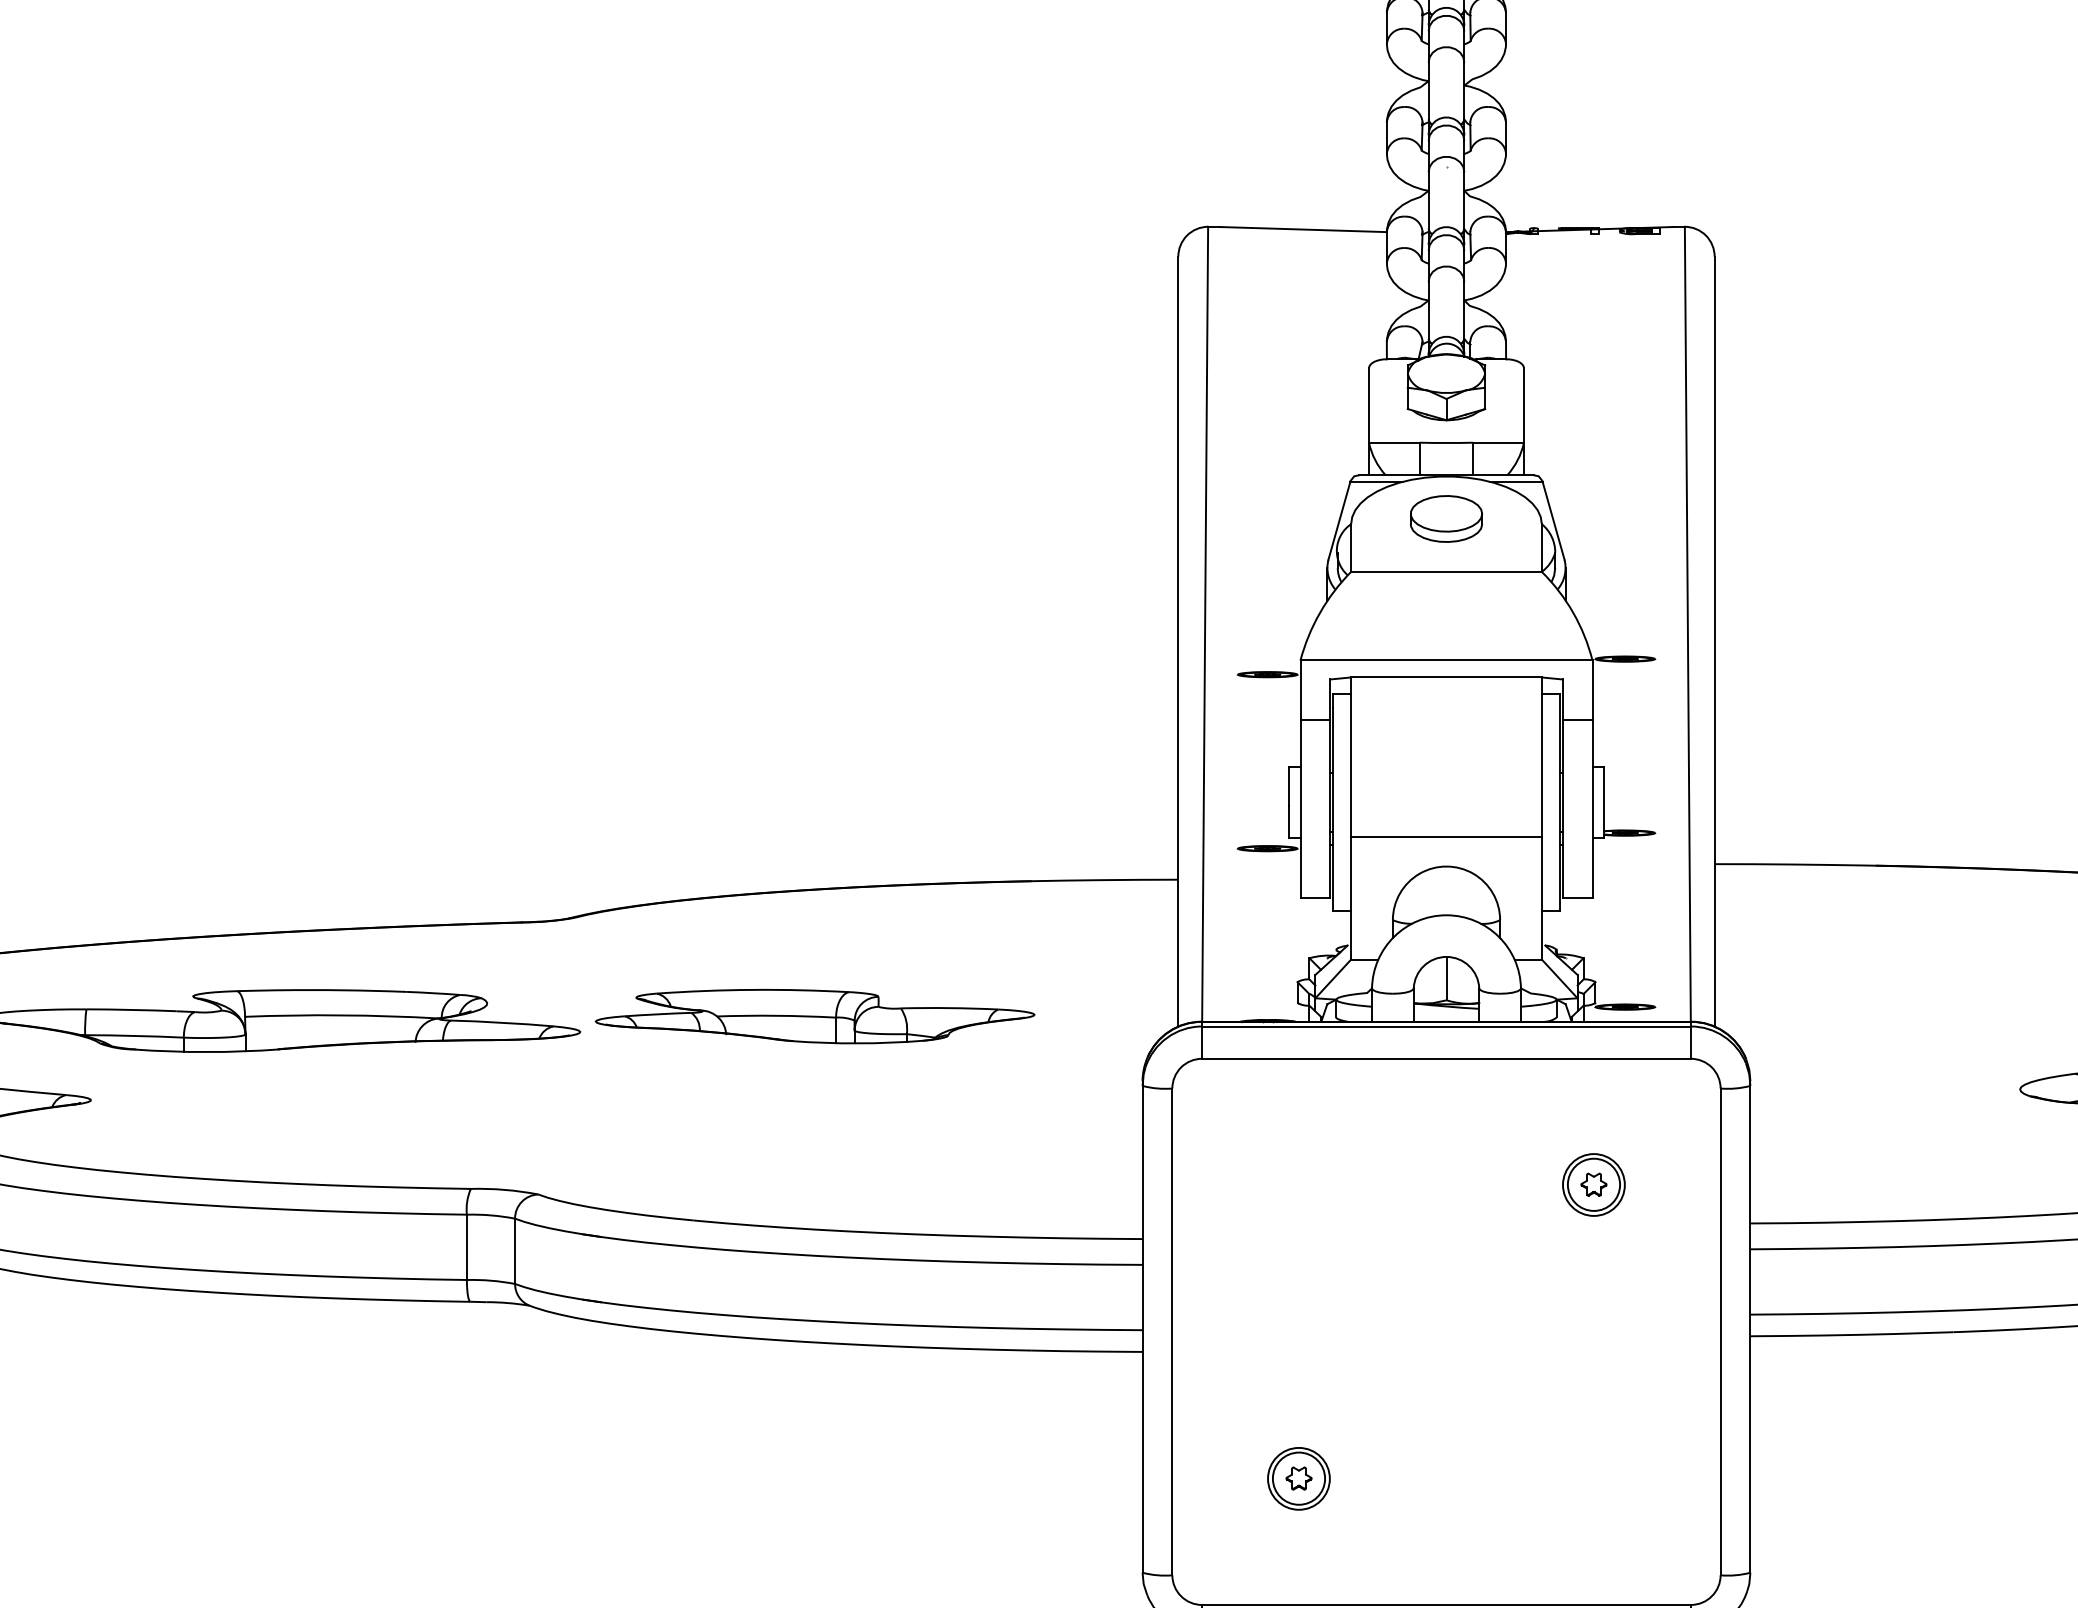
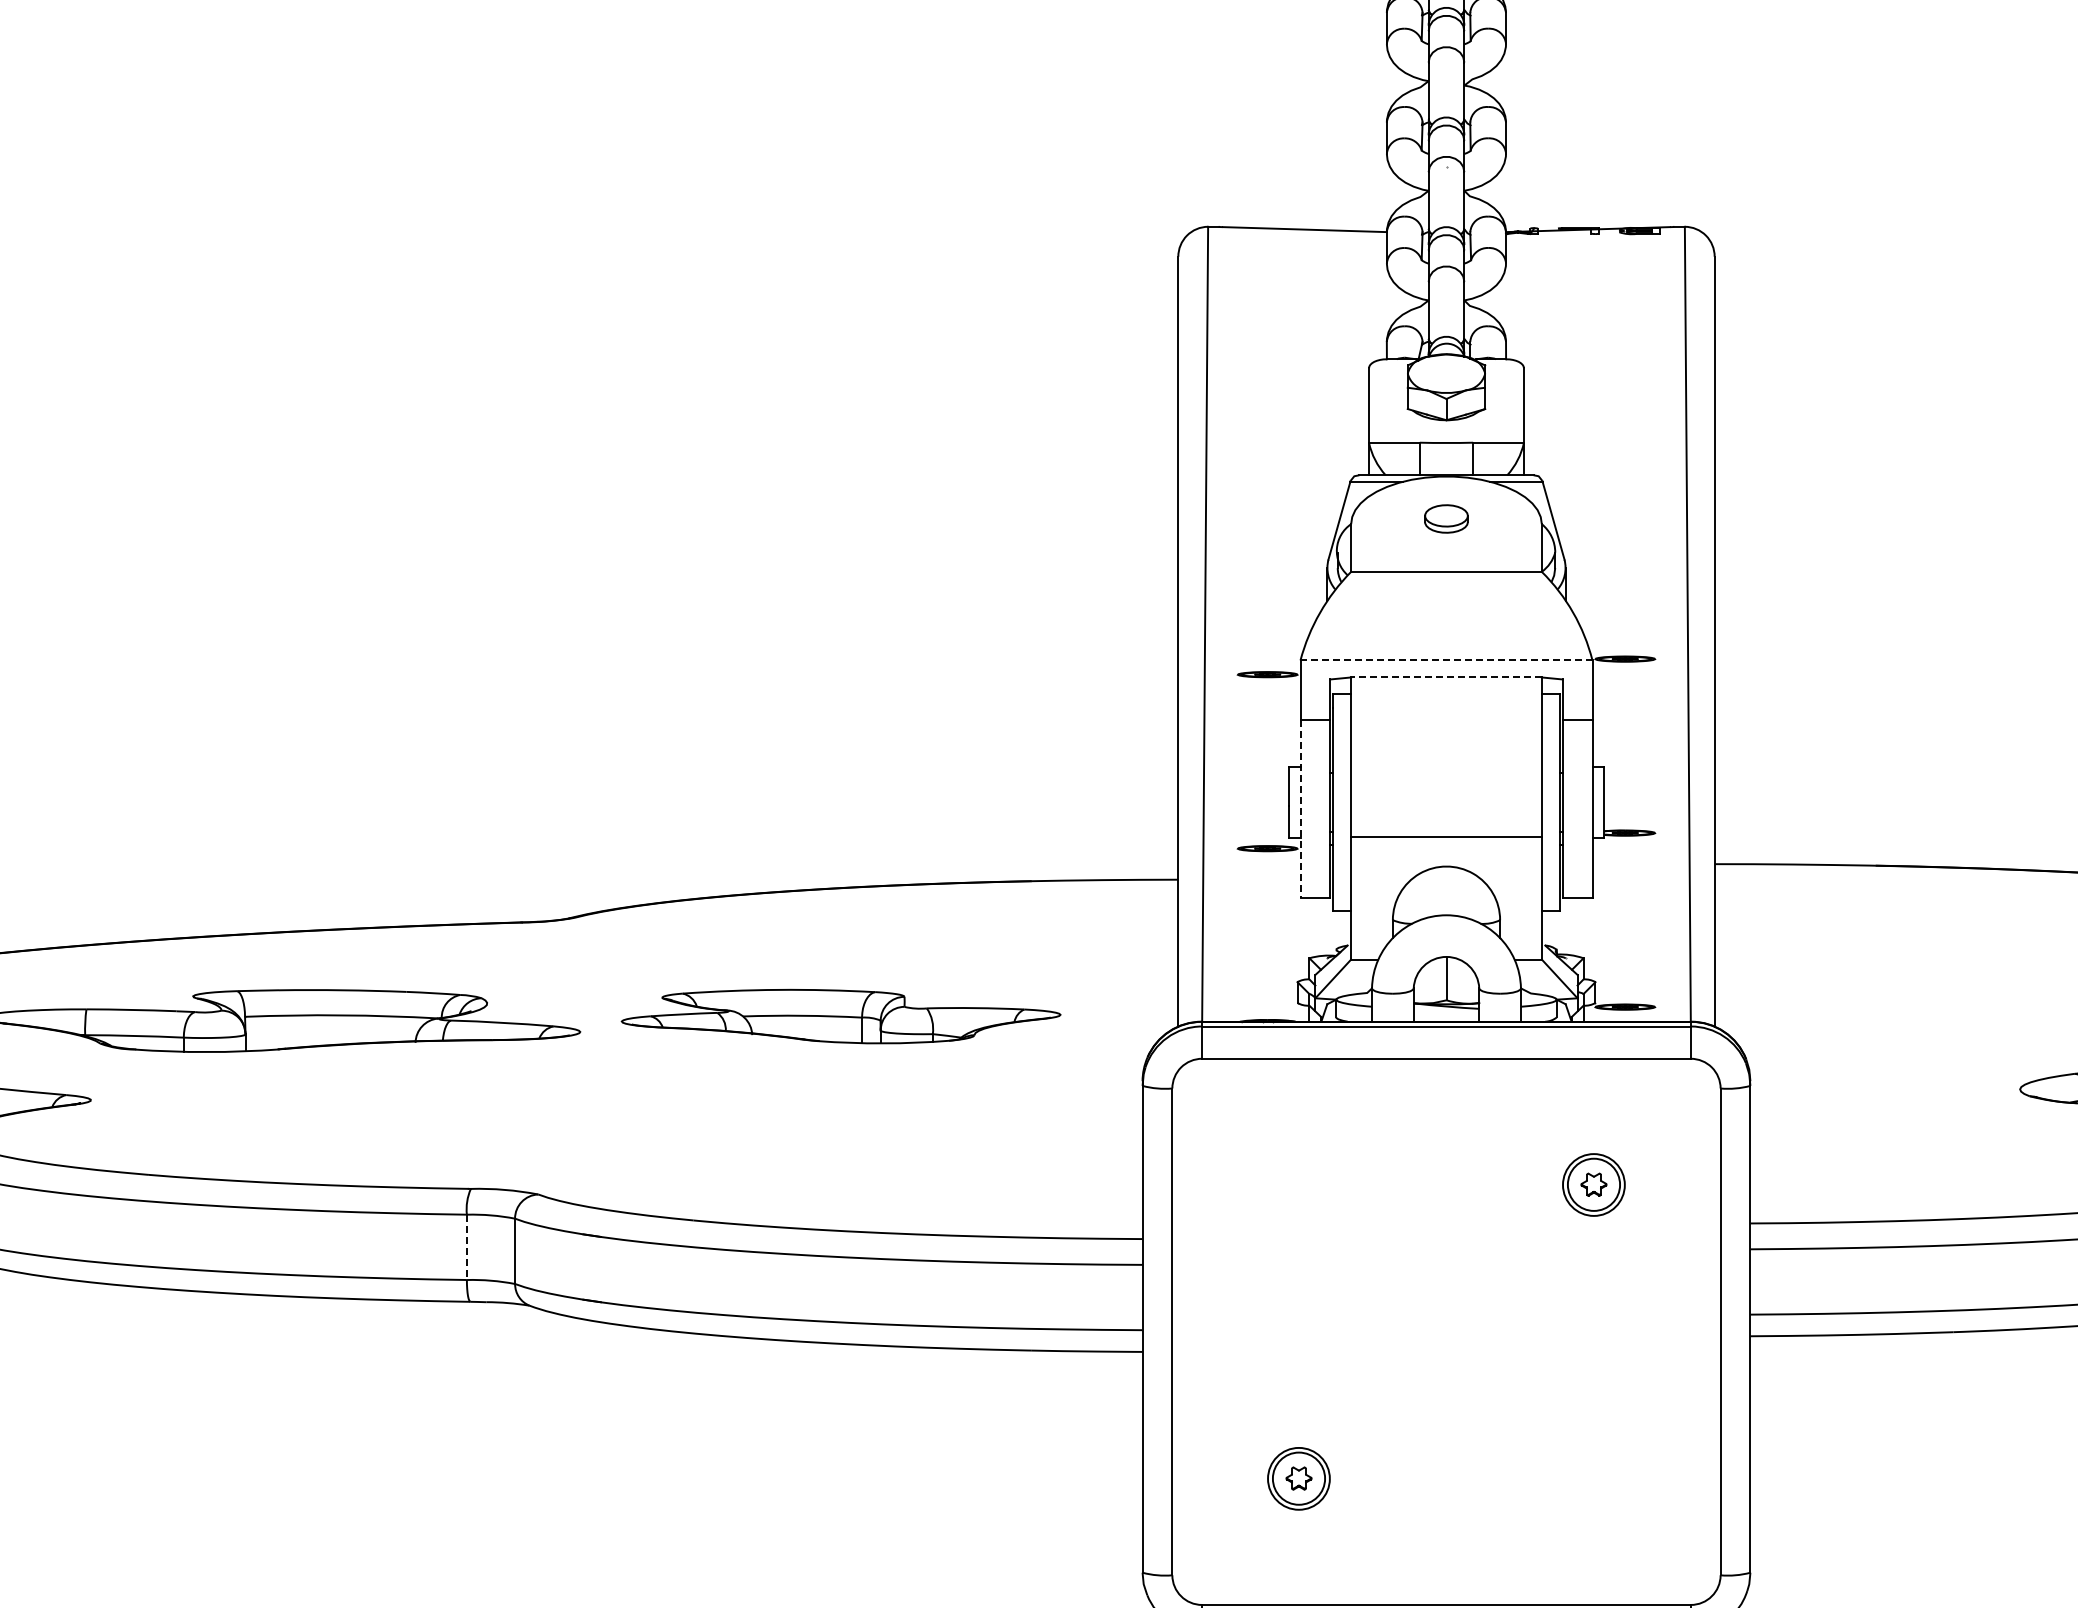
part size: 73x48 px -> 45x30 px (1446, 518)
line: solid -> dashed (1446, 660)
line: solid -> dashed (1446, 677)
line: solid -> dashed (1300, 808)
part position: (814, 1016) -> (840, 1016) (840, 1016)
line: solid -> dashed (466, 1247)
